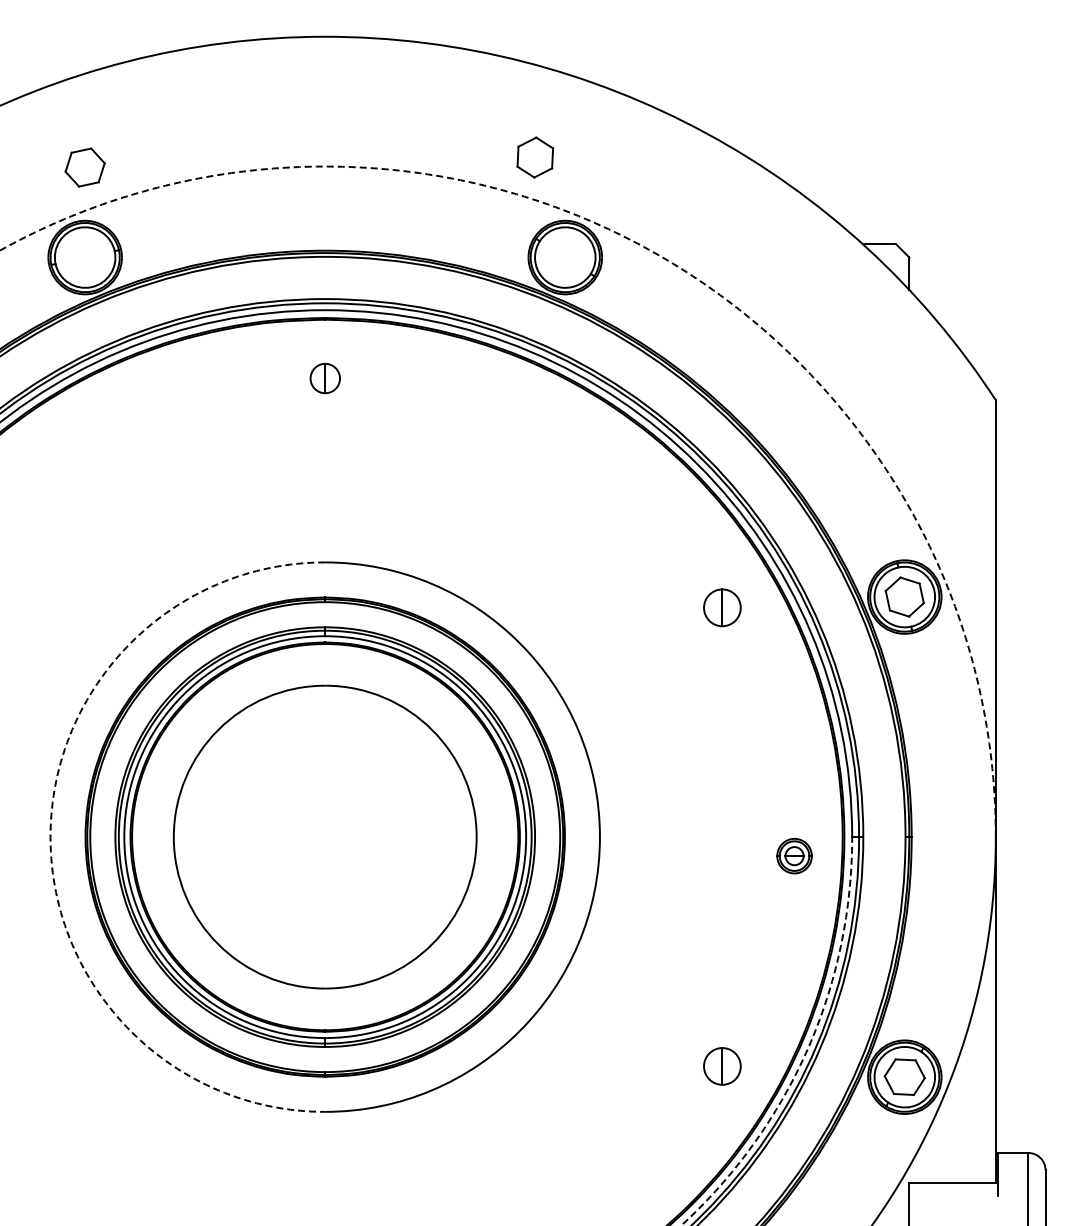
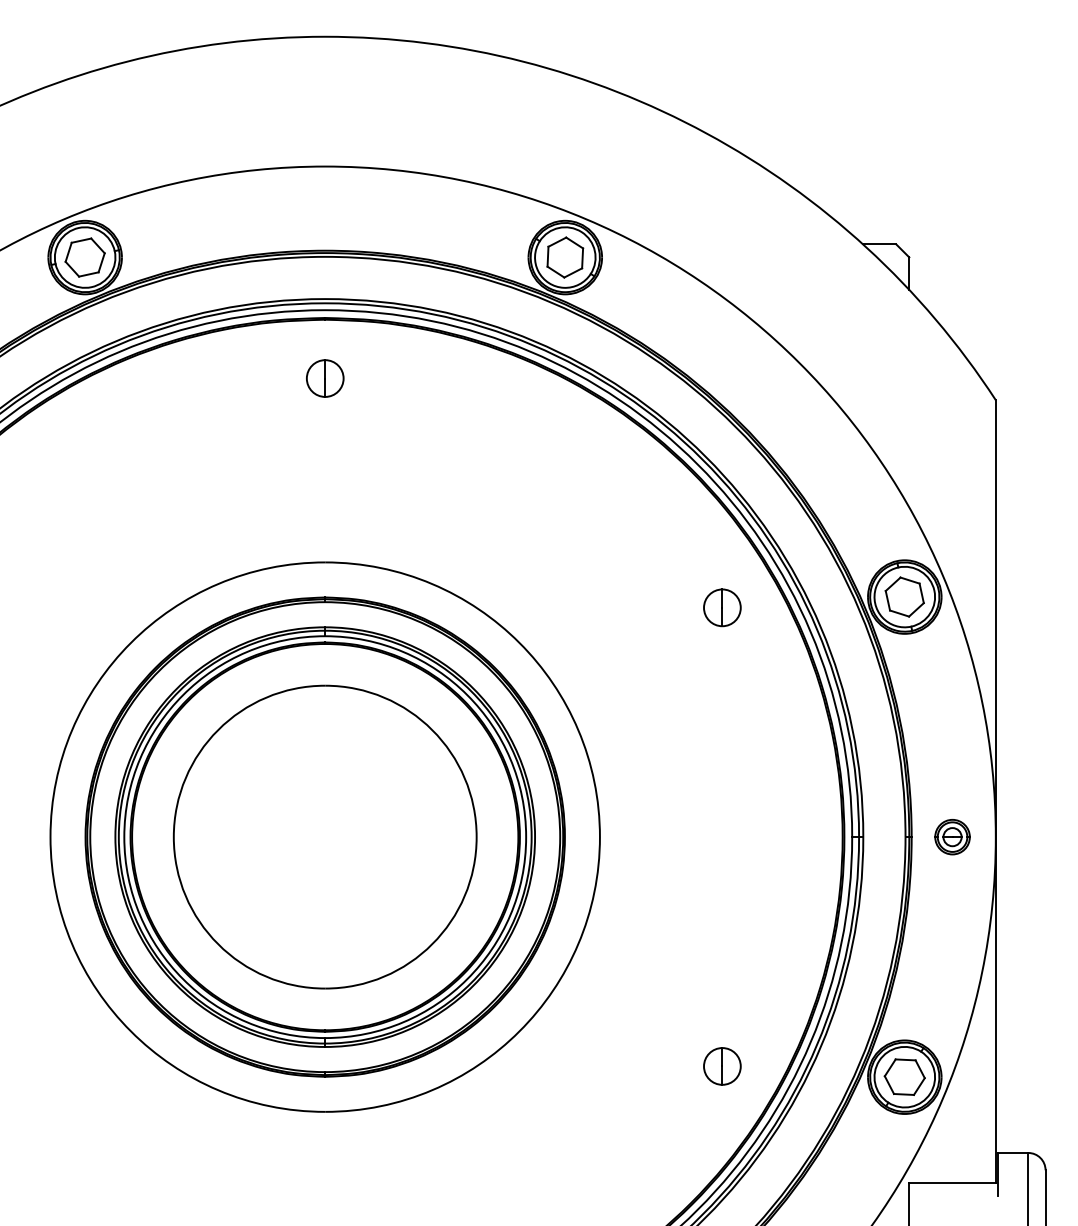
part position: (535, 157) -> (565, 257) (565, 257)
part position: (84, 167) -> (84, 257) (84, 257)
arc: dashed -> solid (668, 261)
part size: 32x32 px -> 39x39 px (325, 378)
arc: dashed -> solid (50, 837)
part position: (794, 856) -> (952, 837) (952, 837)
arc: dashed -> solid (808, 1048)
